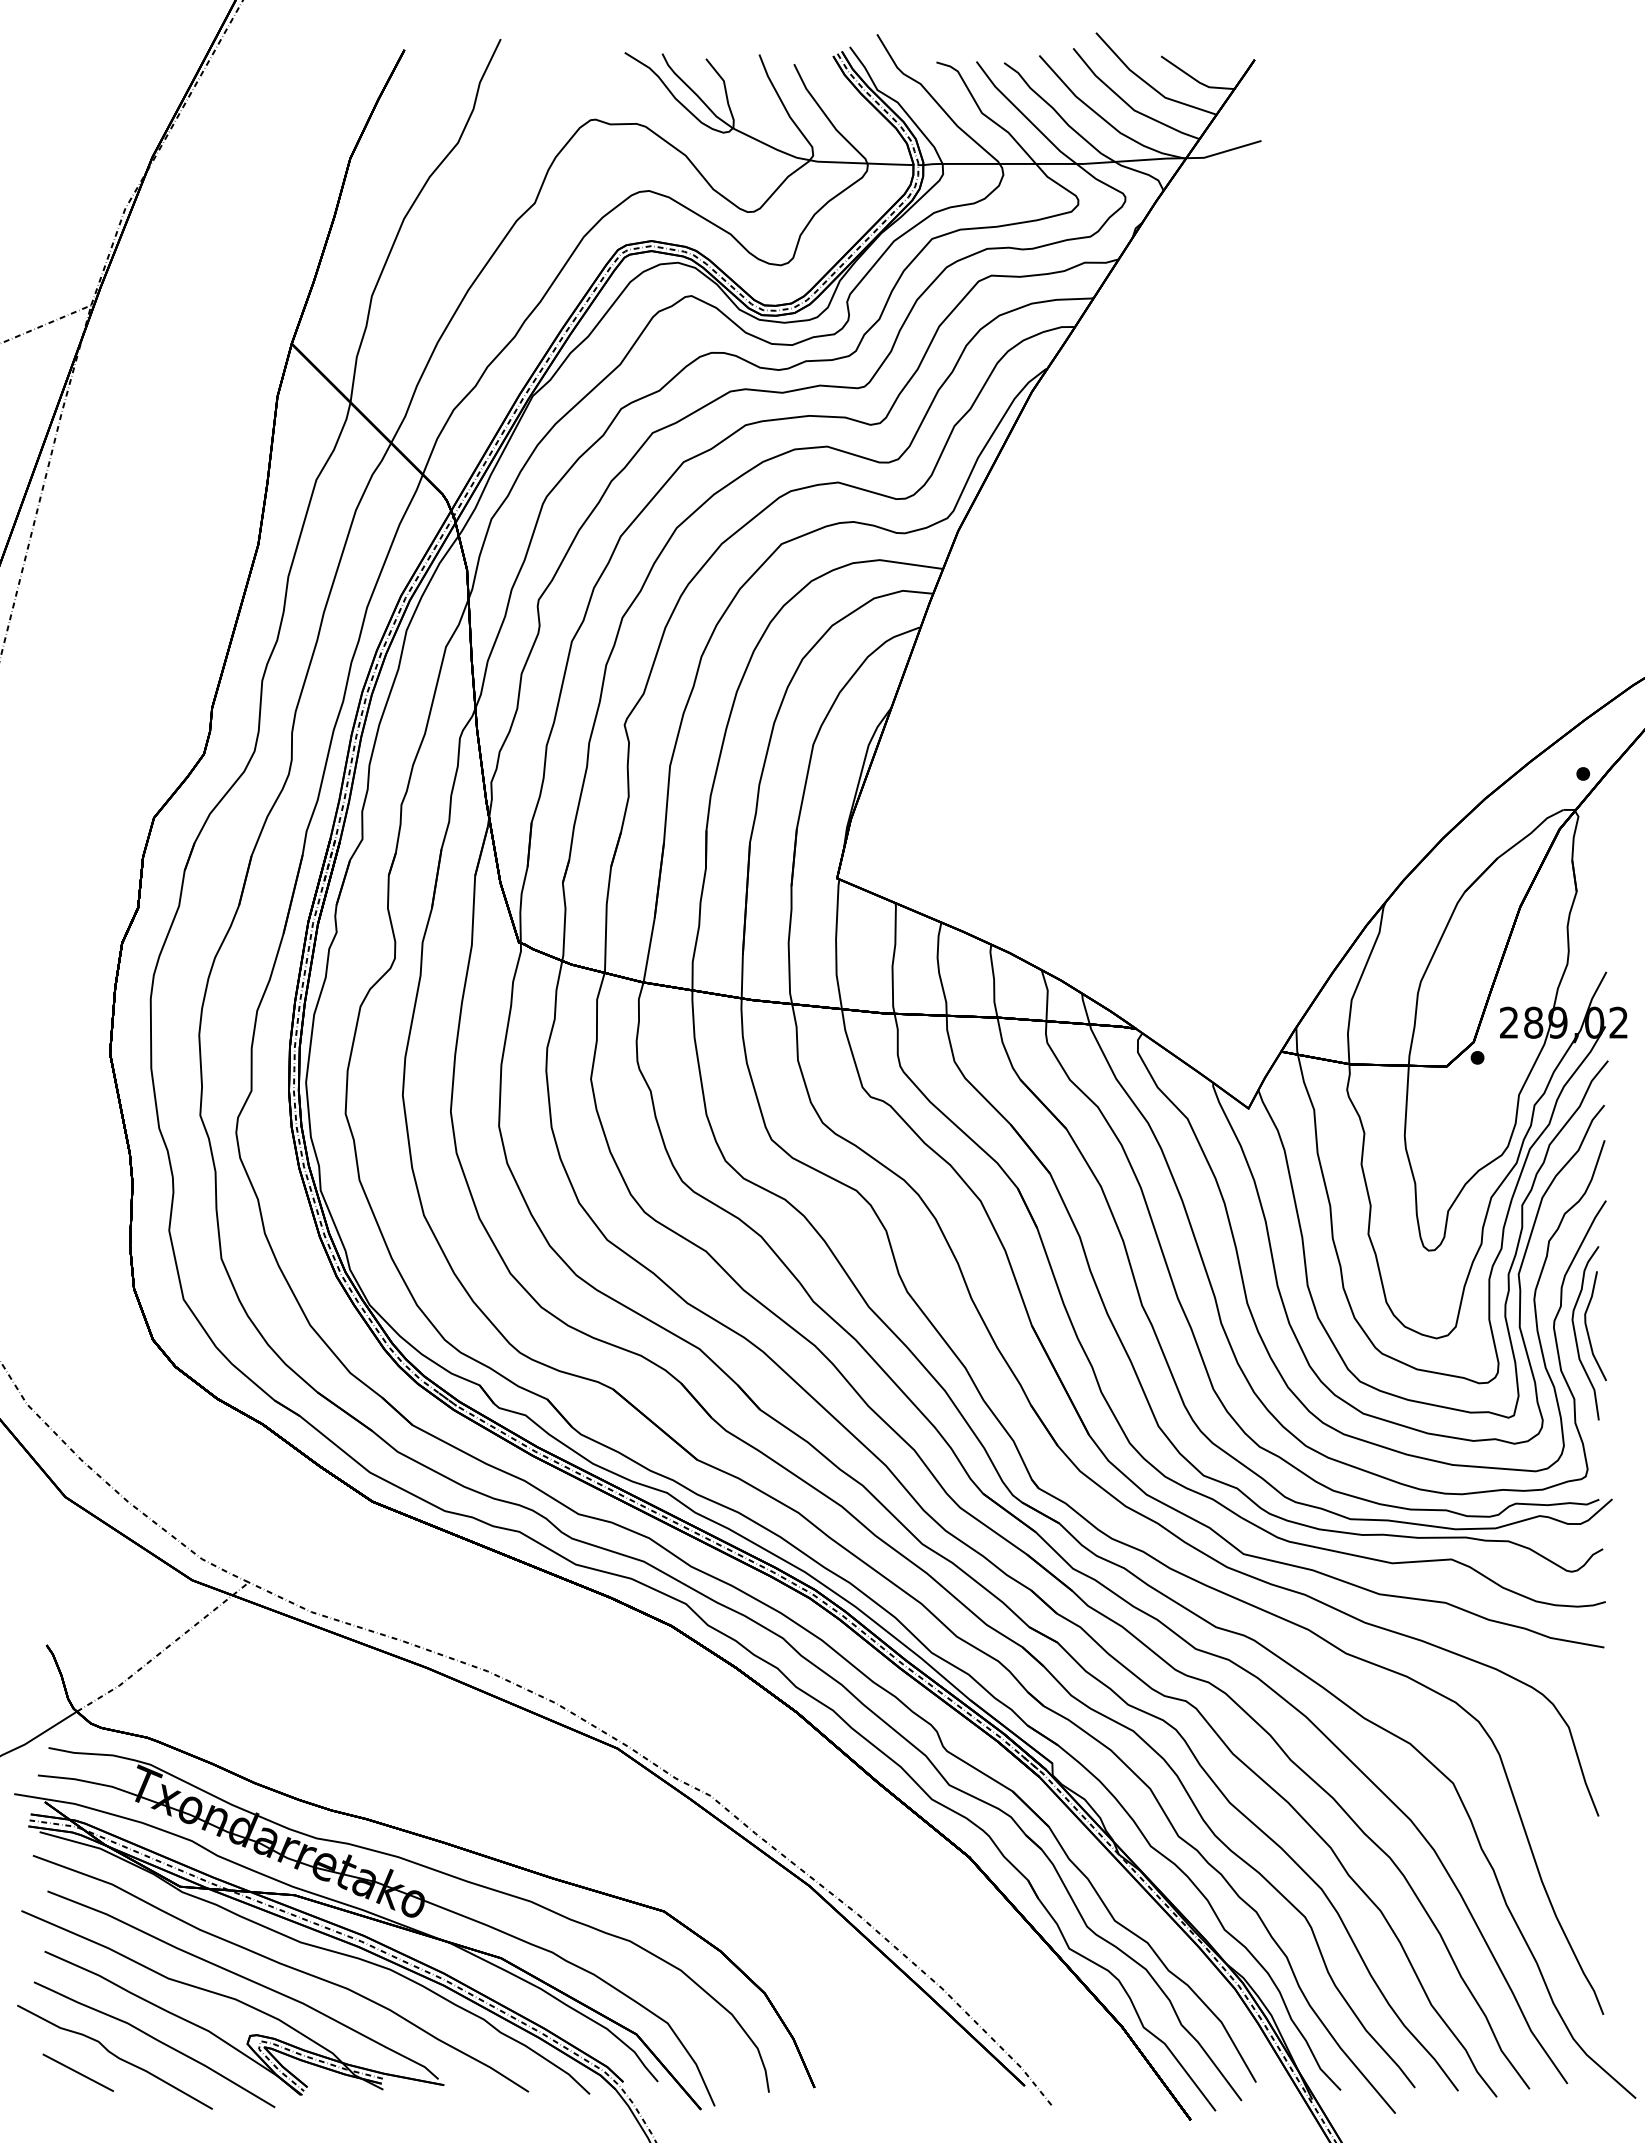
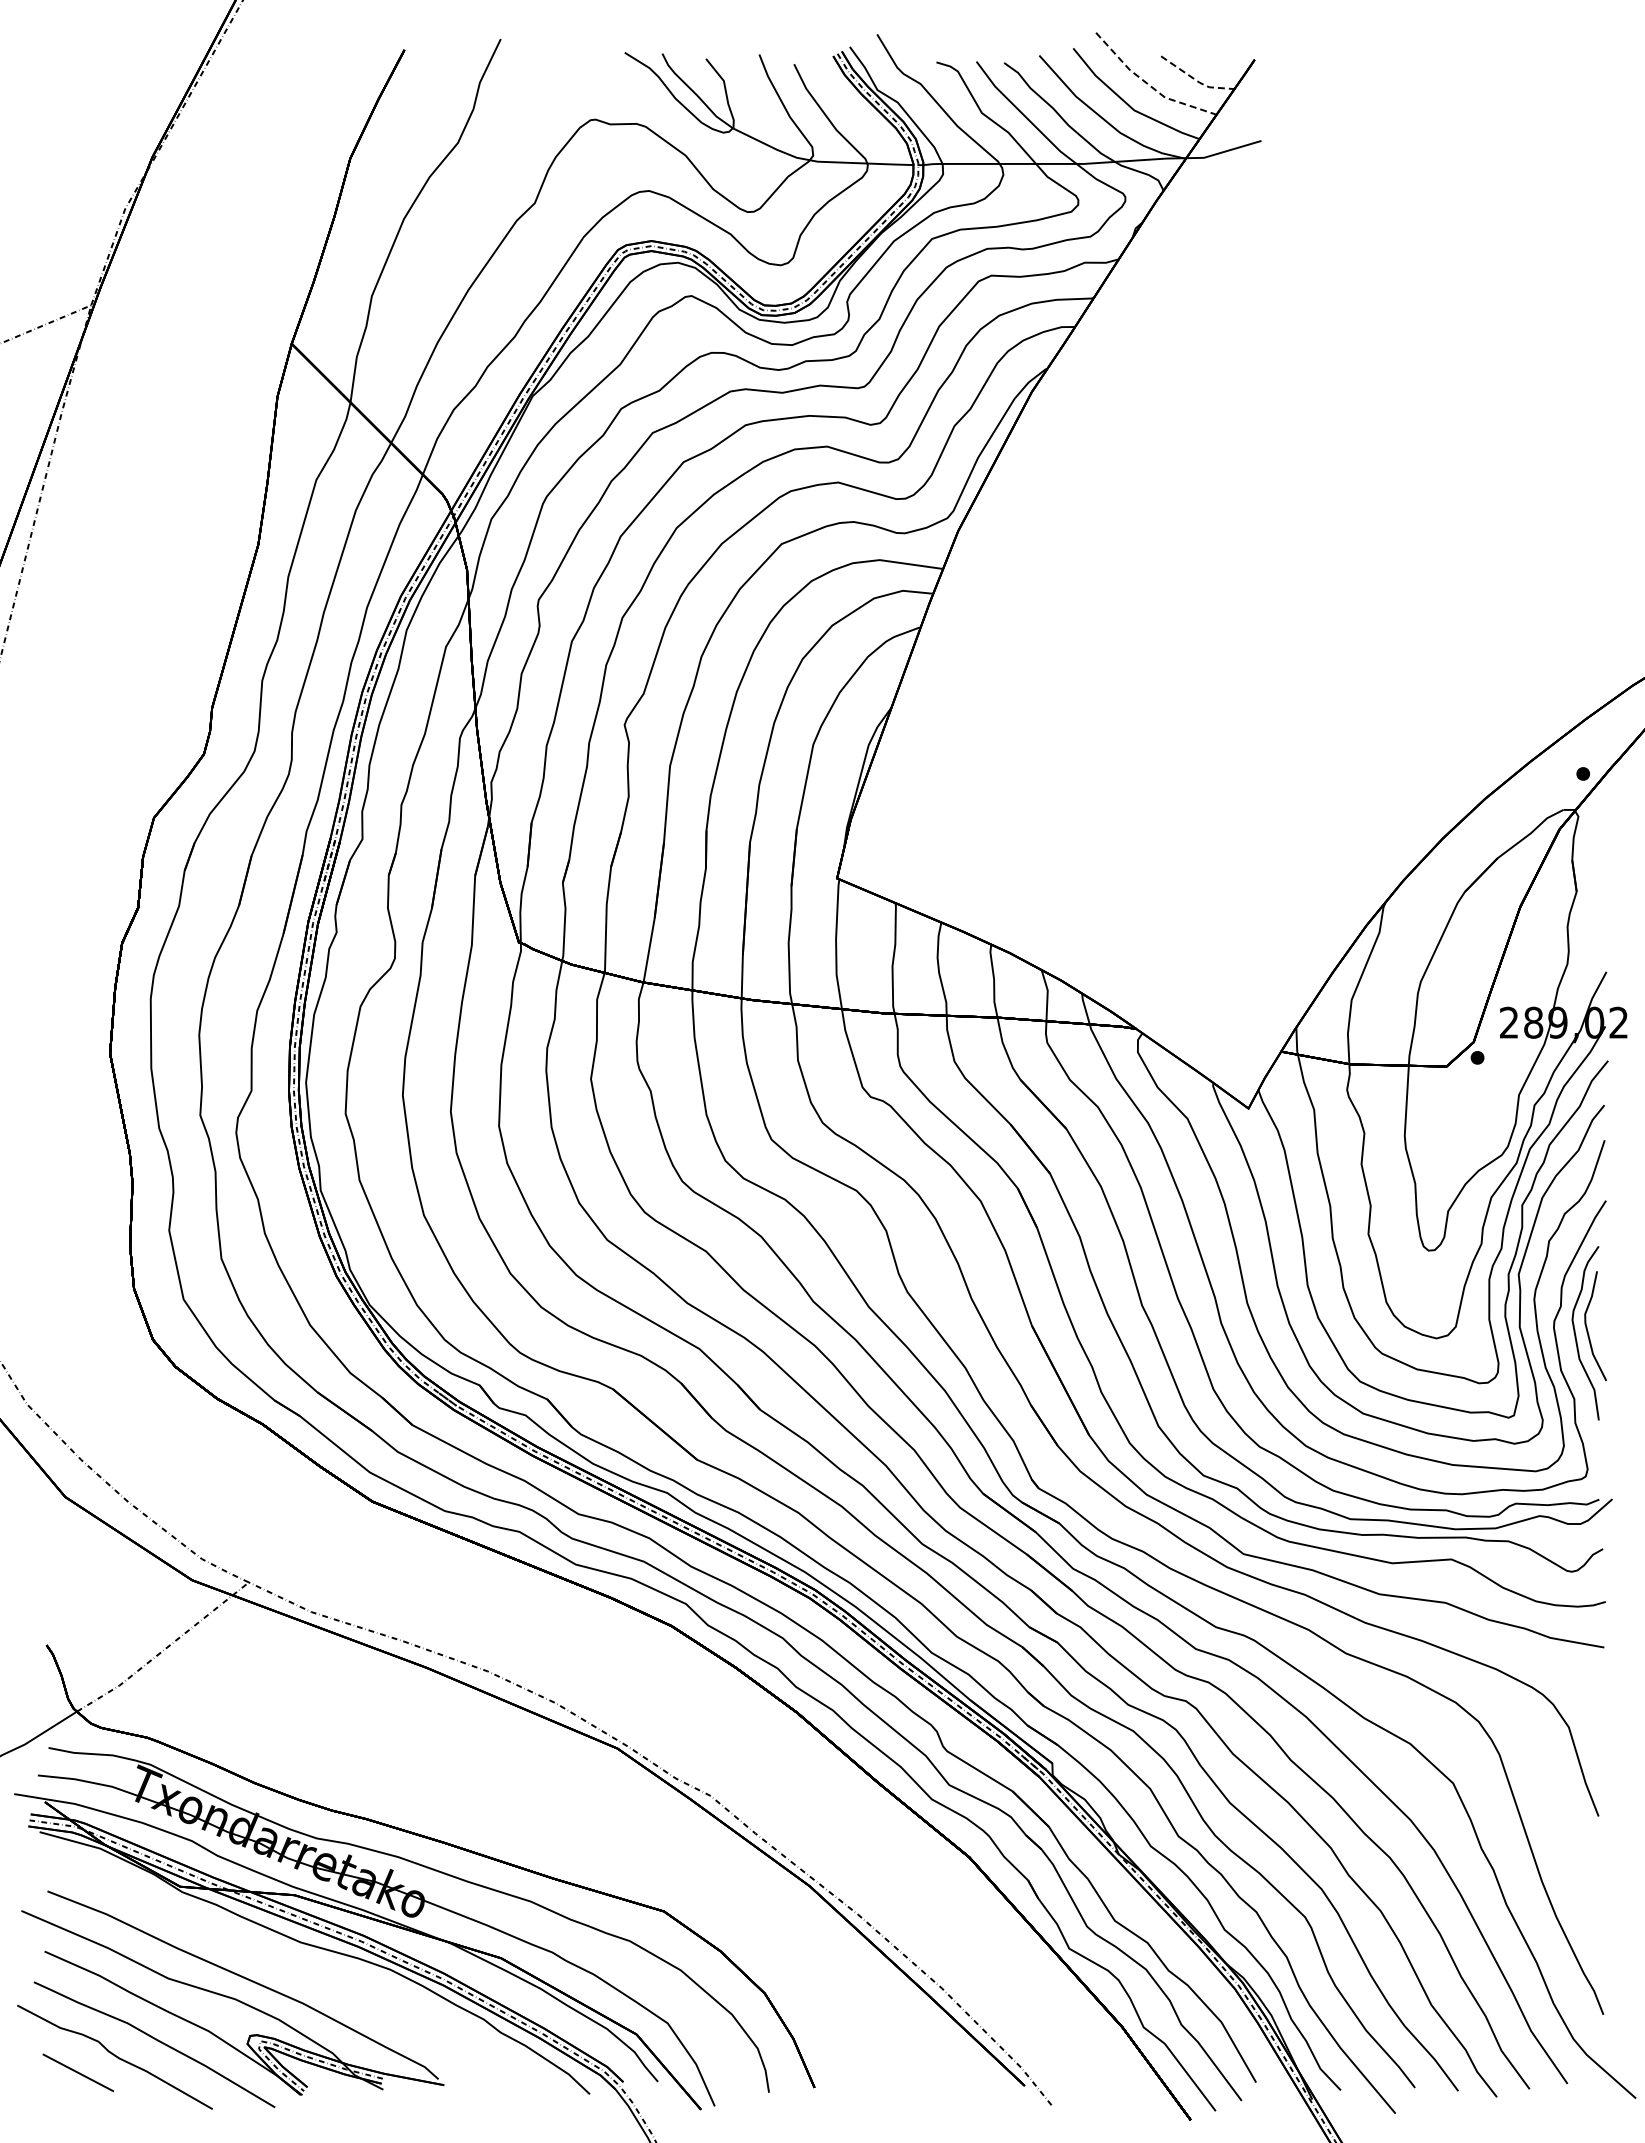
line: solid -> dashed (1196, 80)
line: solid -> dashed (1149, 84)
curve: present -> none (284, 1966)
